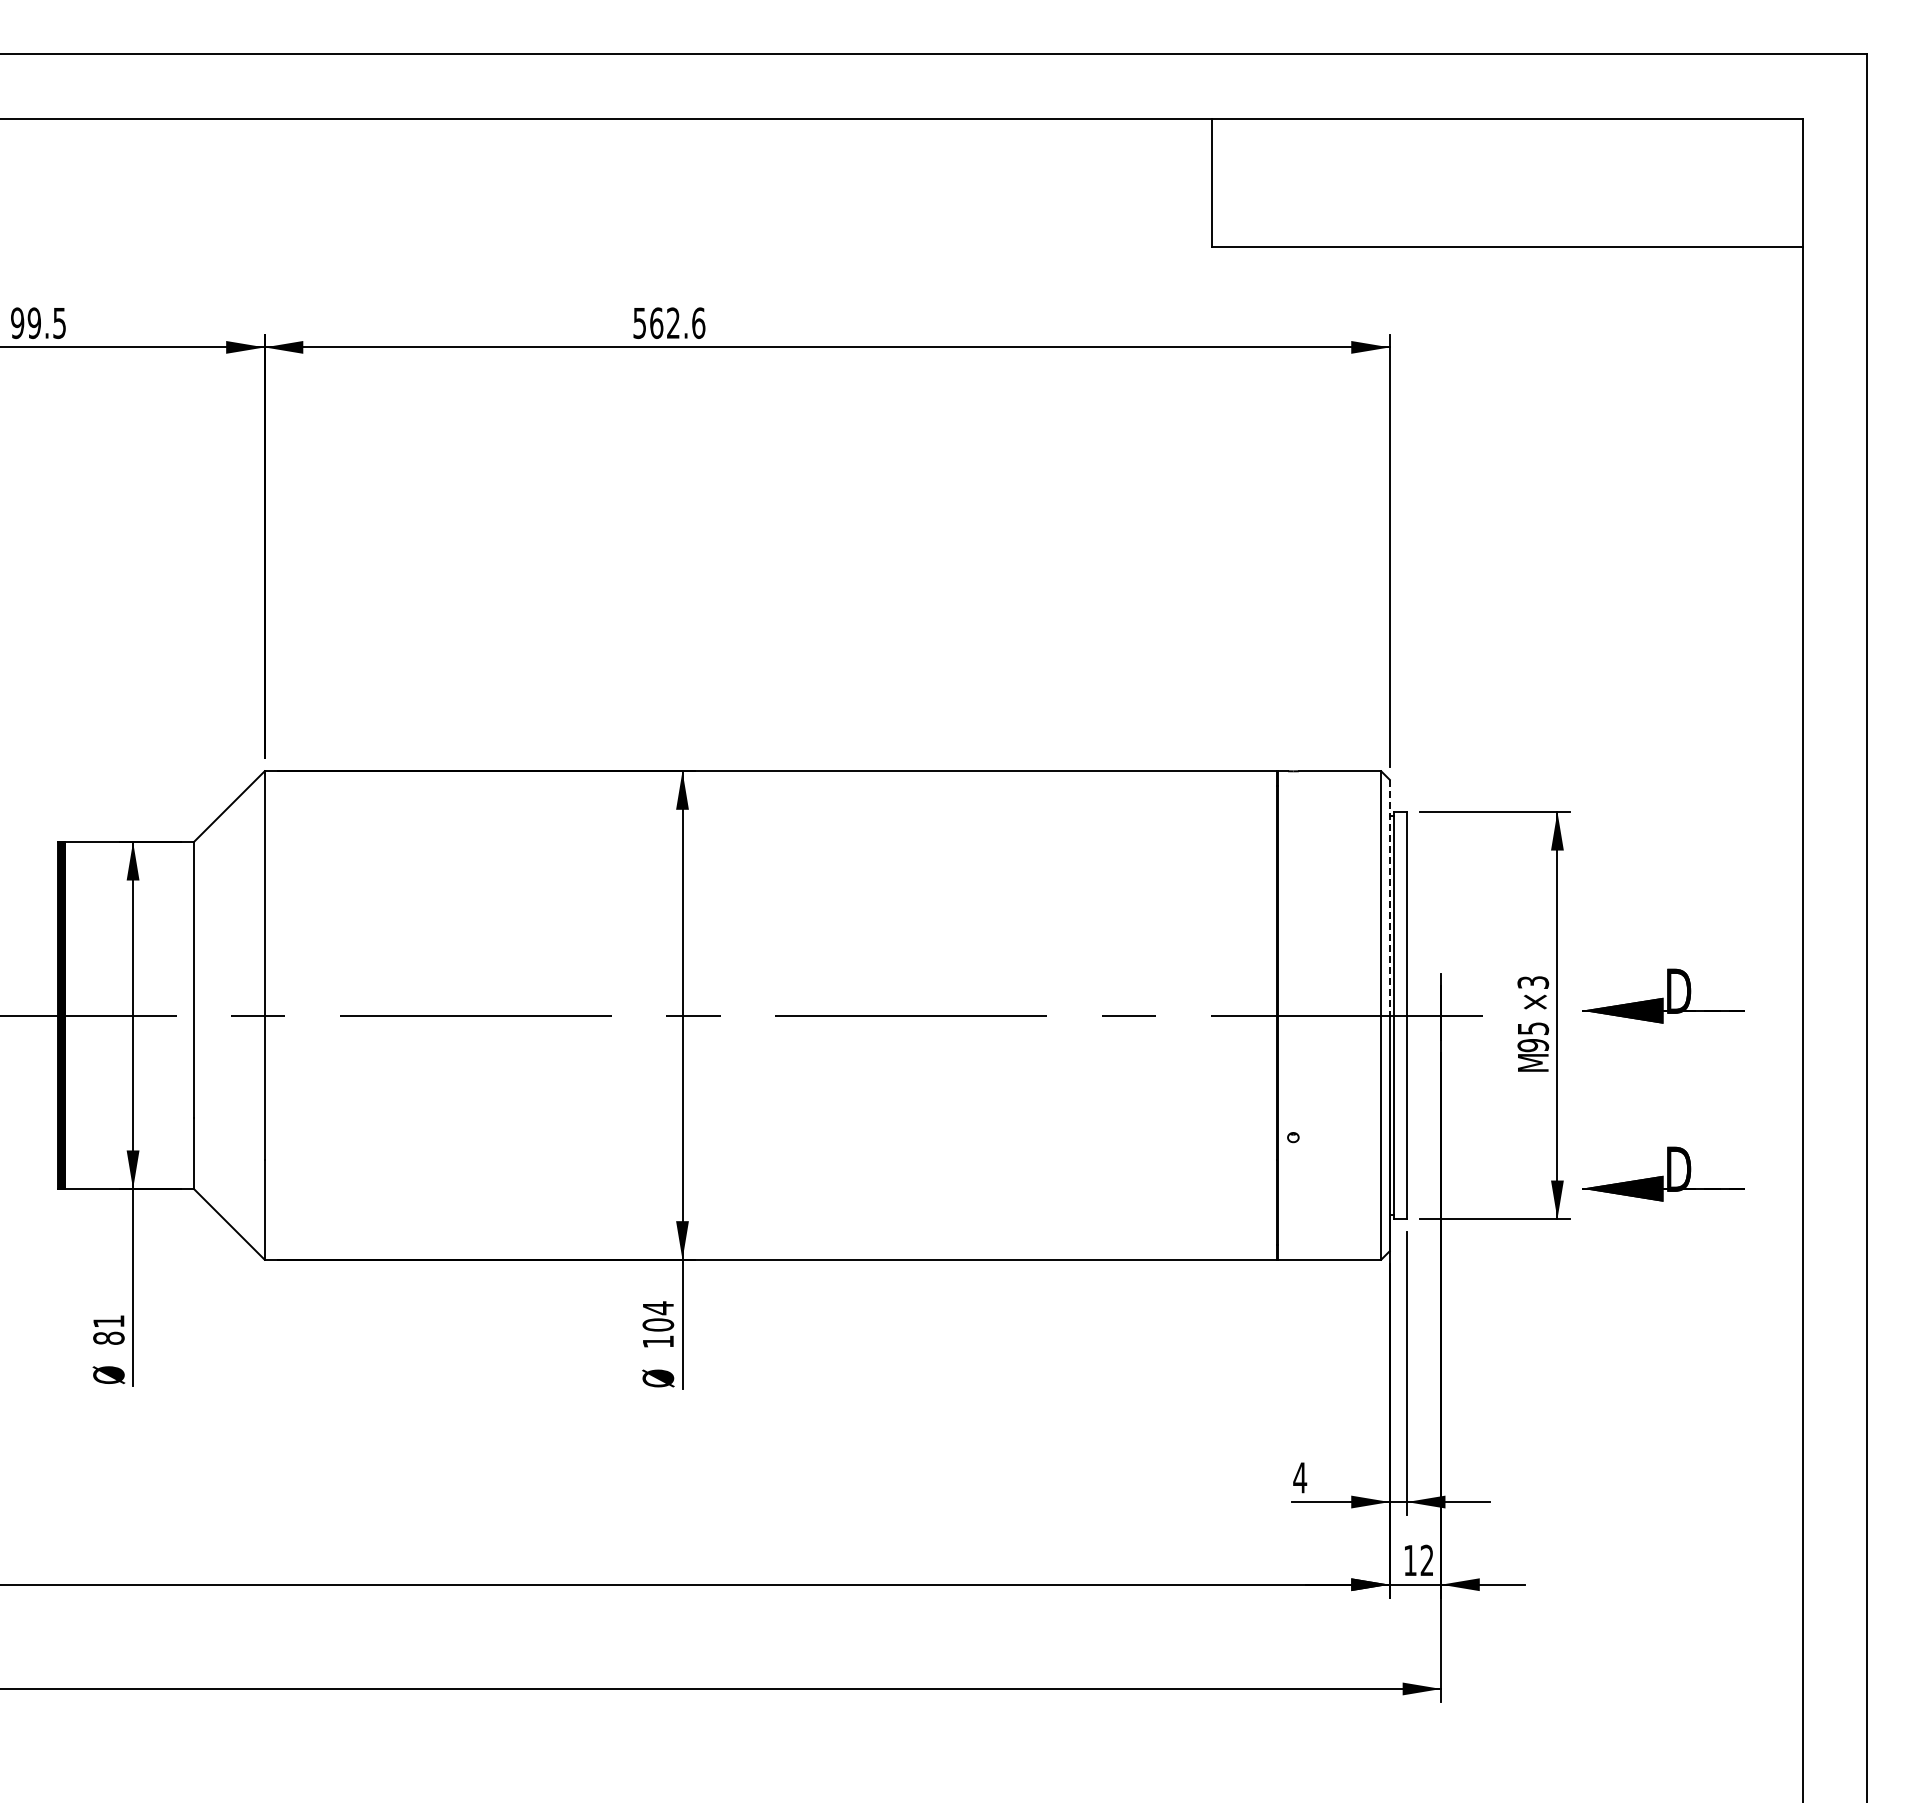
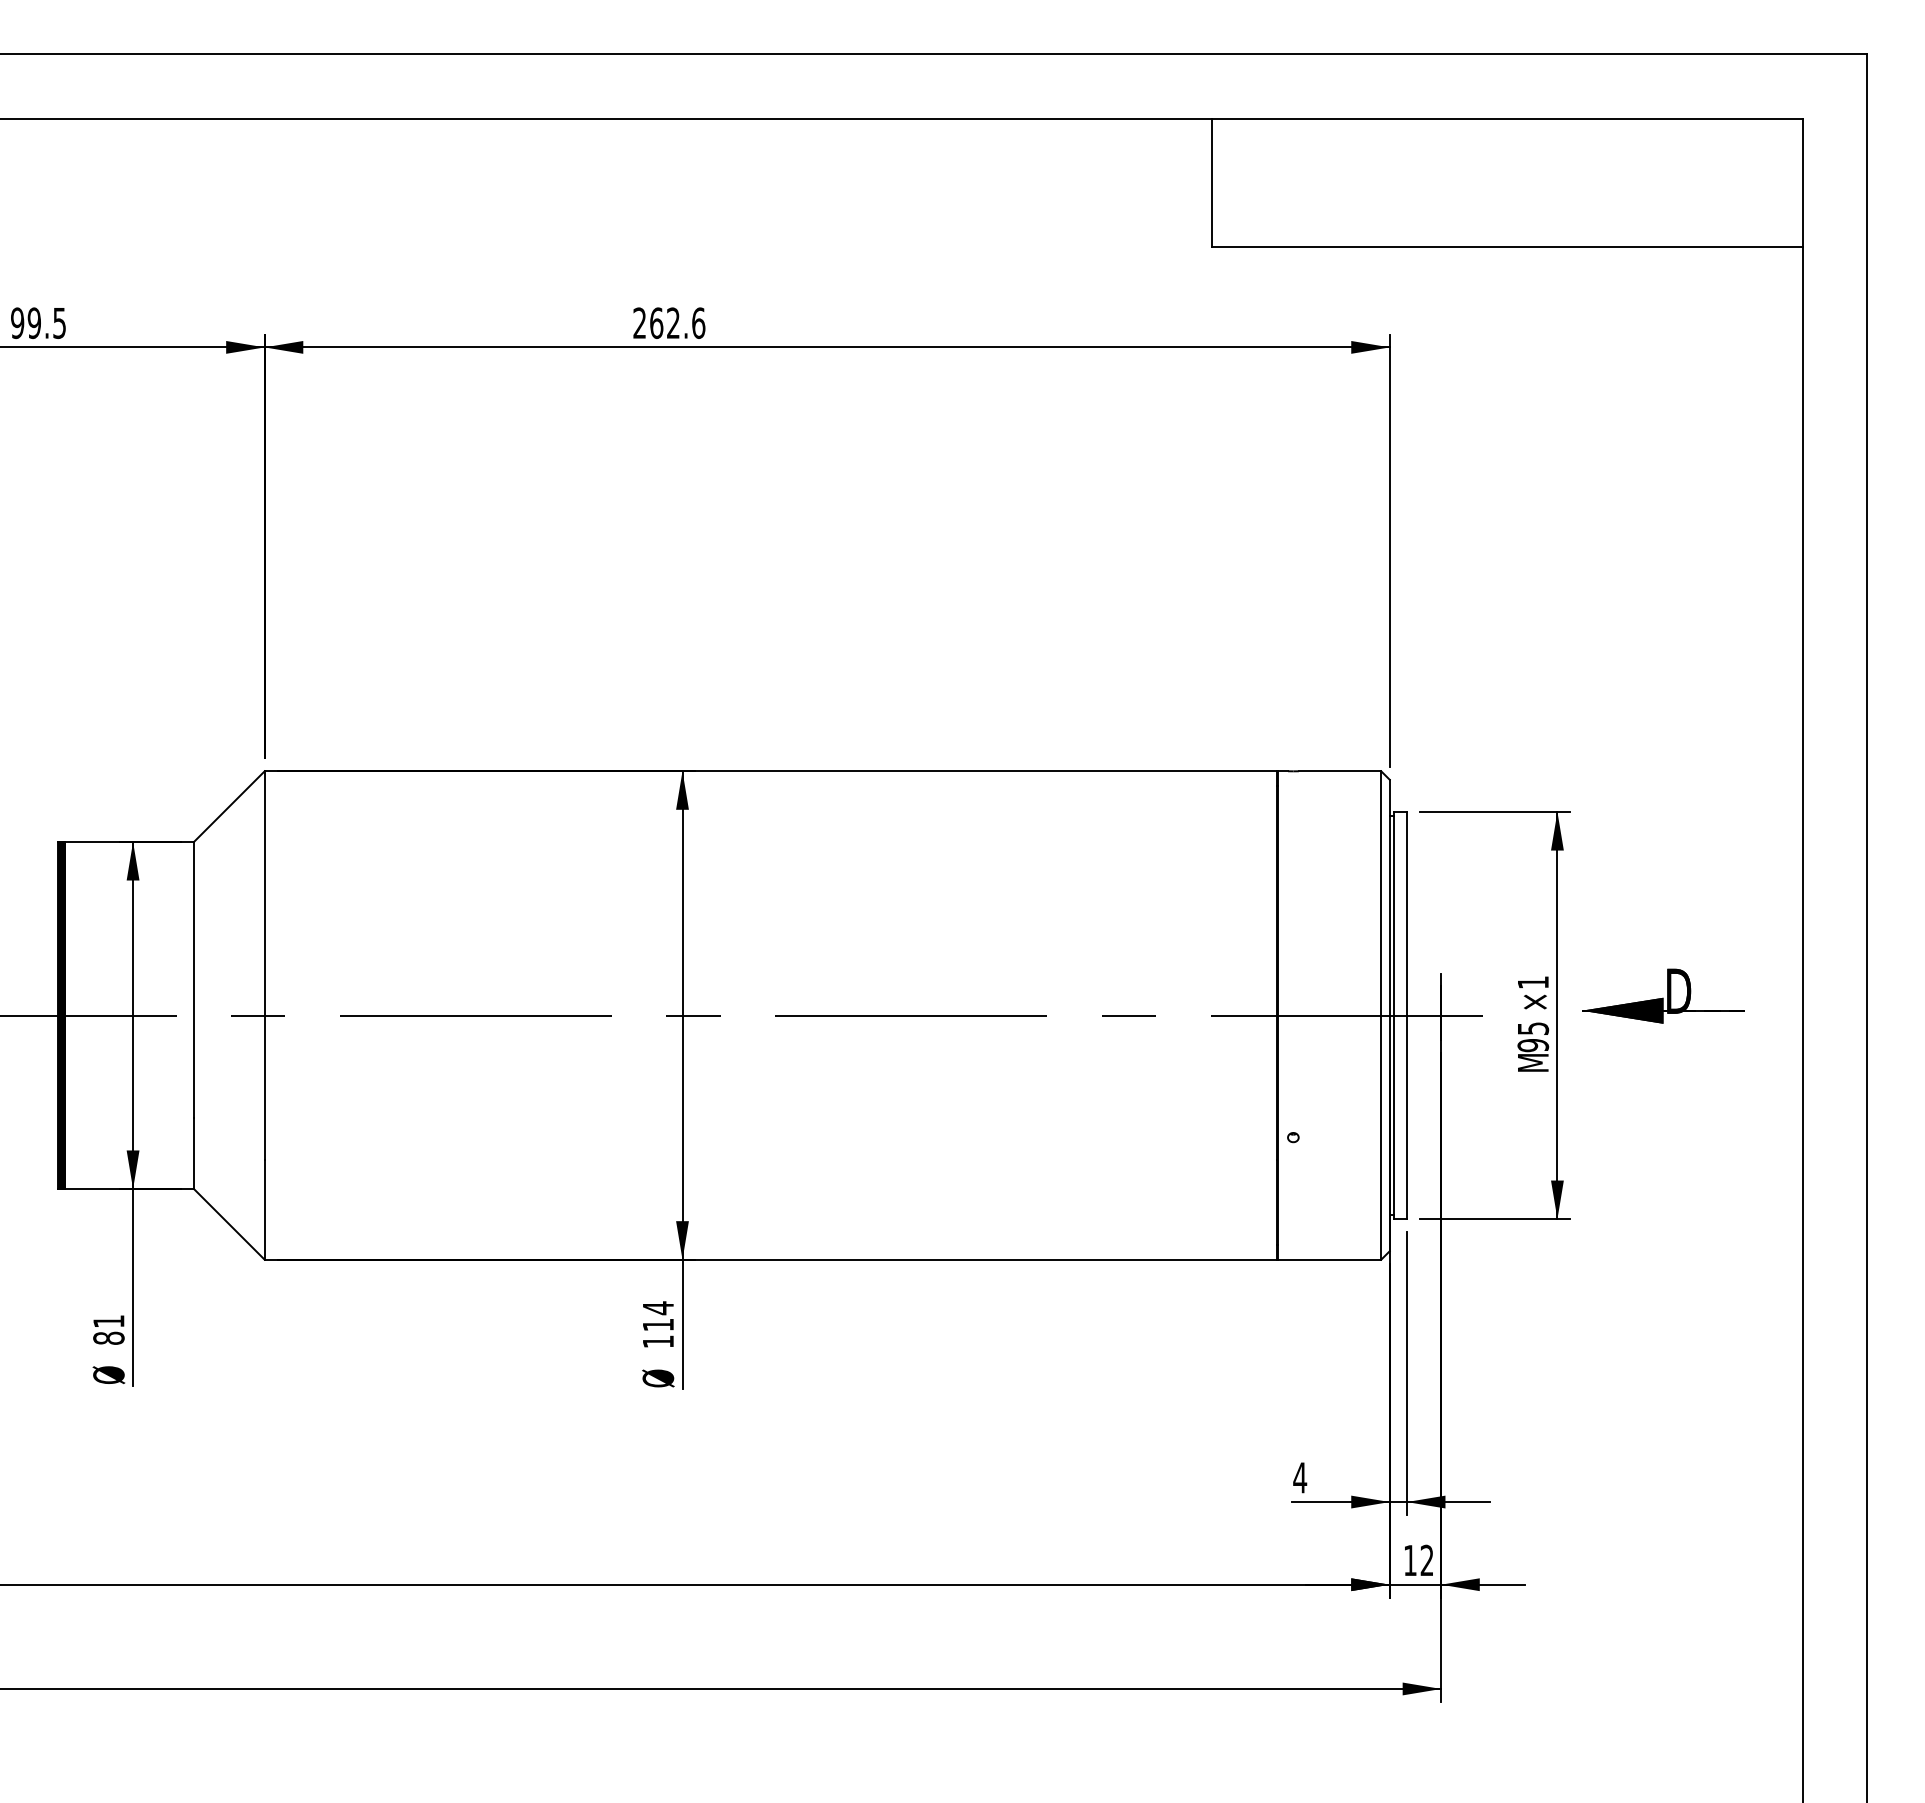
text: 562.6 -> 262.6 (639, 323)
line: dashed -> solid (1389, 897)
text: ×3 -> ×1 (1533, 982)
part: present -> none (1663, 1173)
text: 104 -> 114 (658, 1324)
